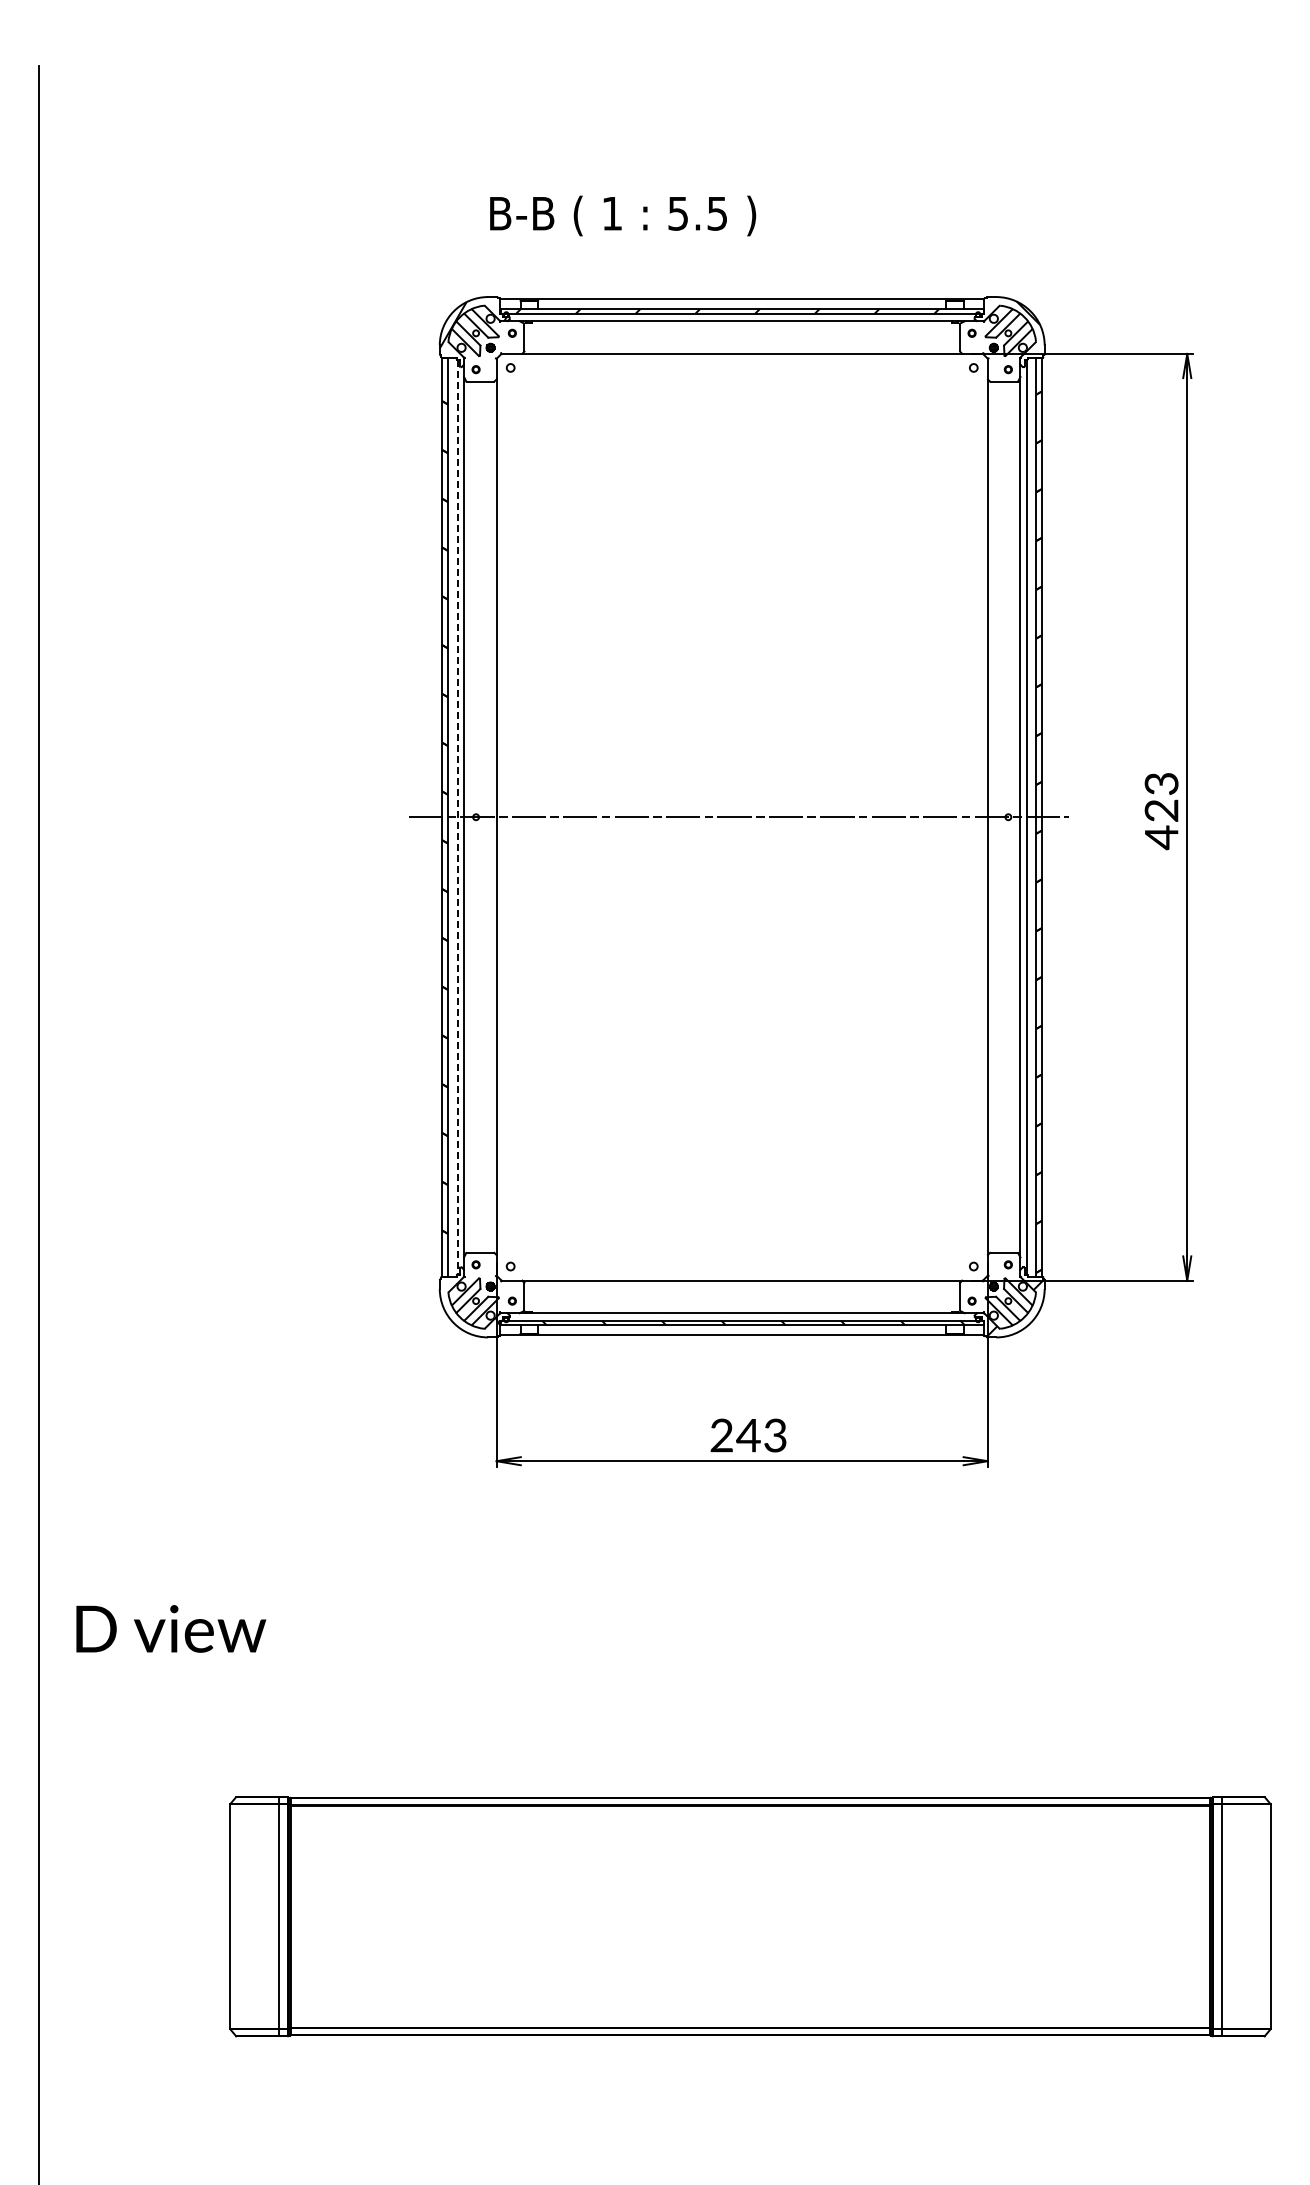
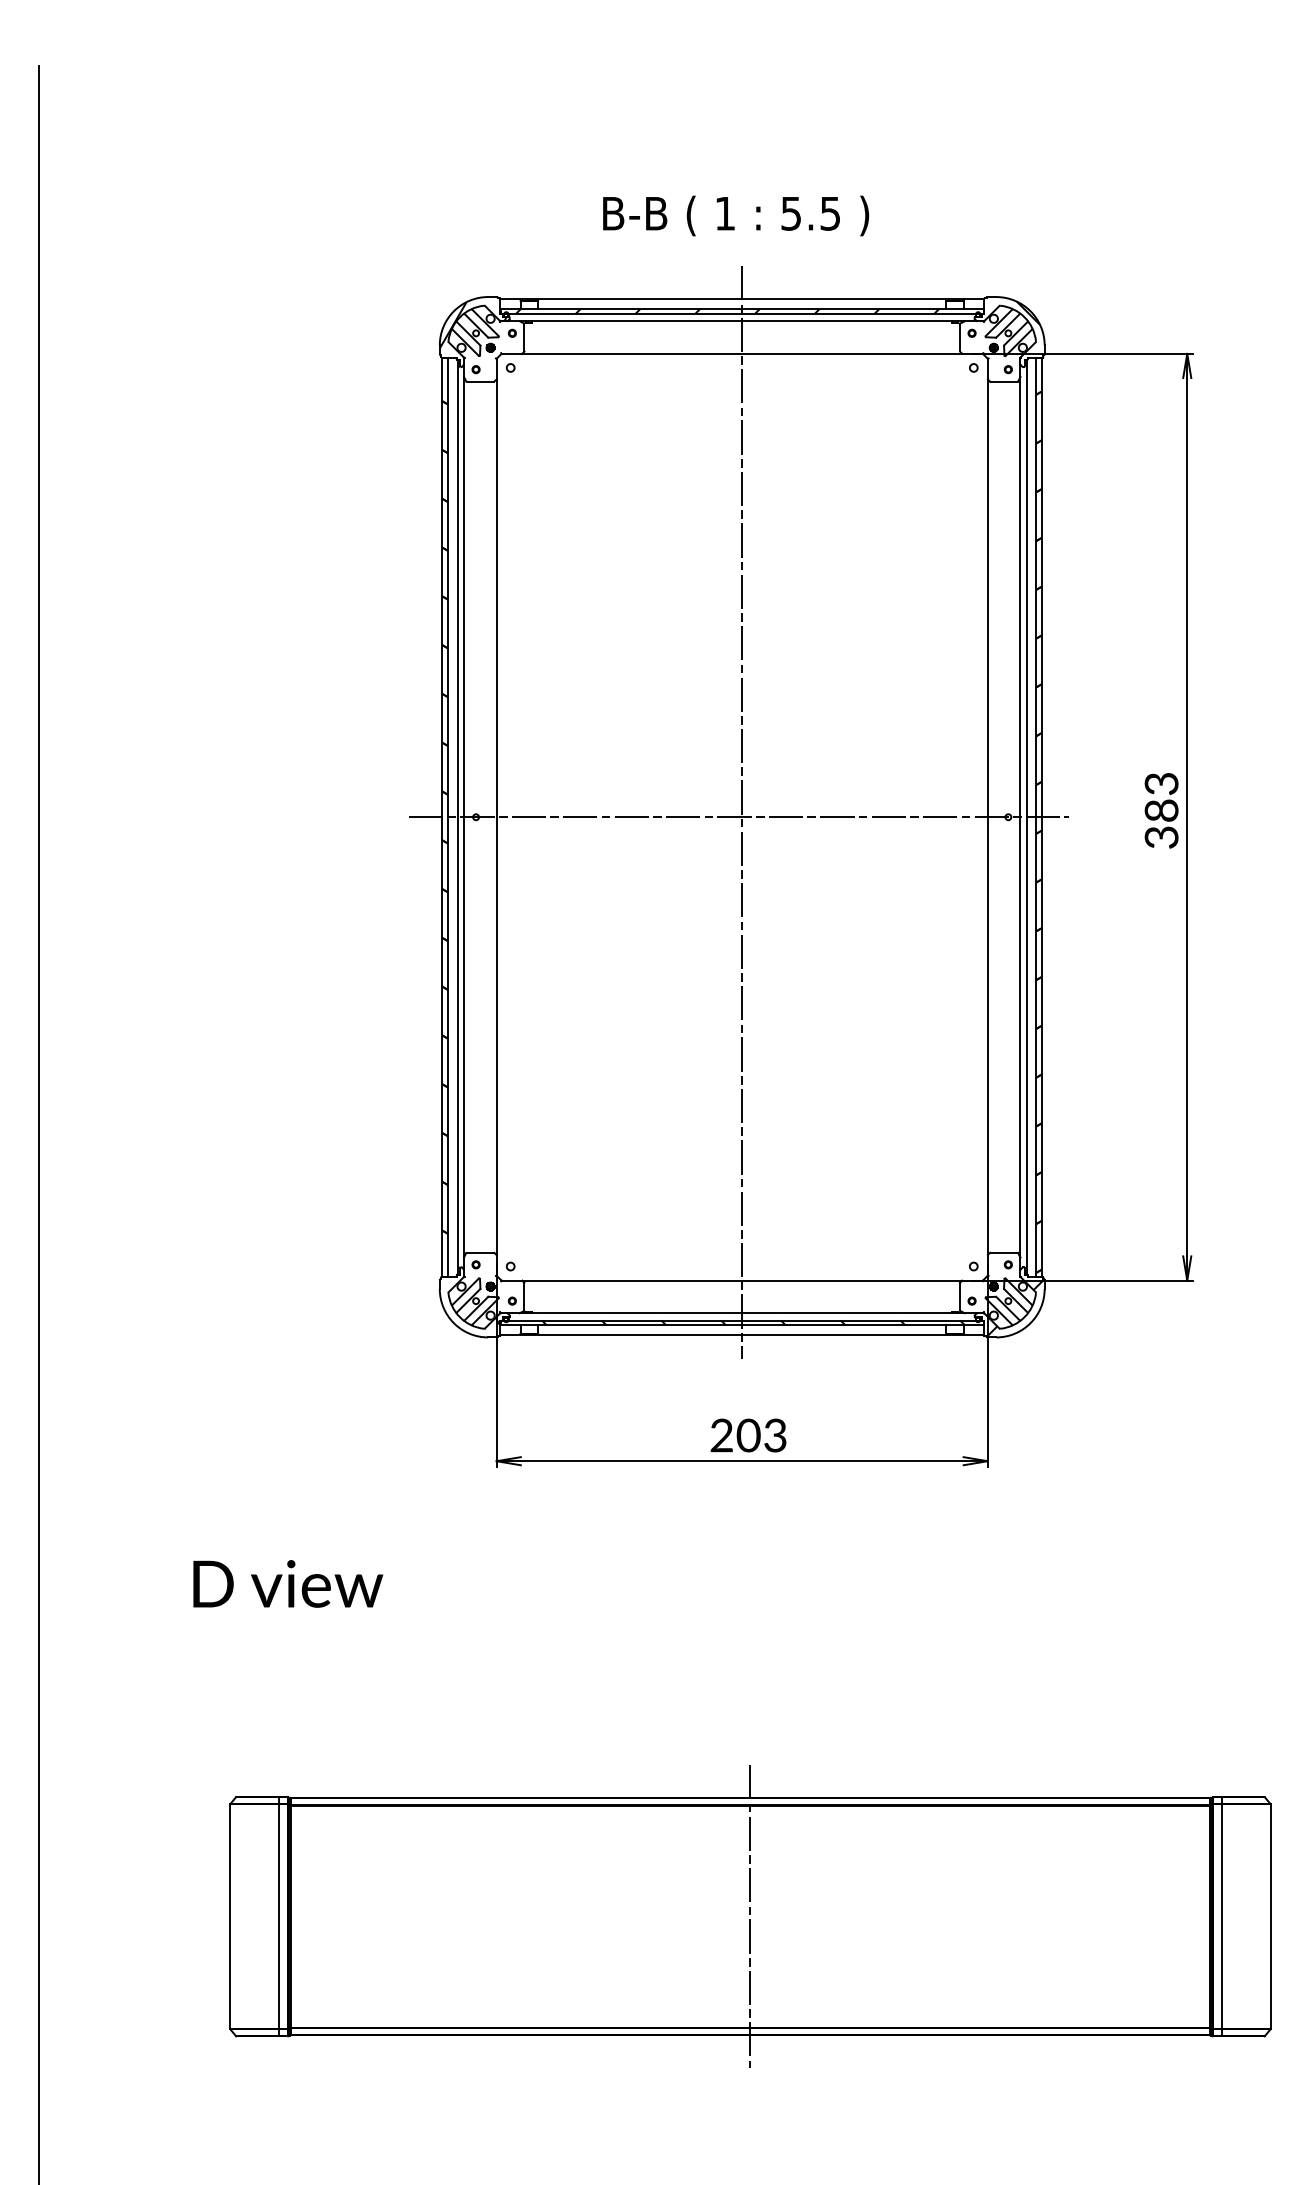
text position: (623, 215) -> (736, 215) (736, 215)
line: none -> present (742, 812)
line: dashed -> solid (457, 817)
text: 423 -> 383 (1161, 824)
text: 243 -> 203 (748, 1435)
text position: (171, 1628) -> (288, 1583) (288, 1583)
line: none -> present (750, 1916)
